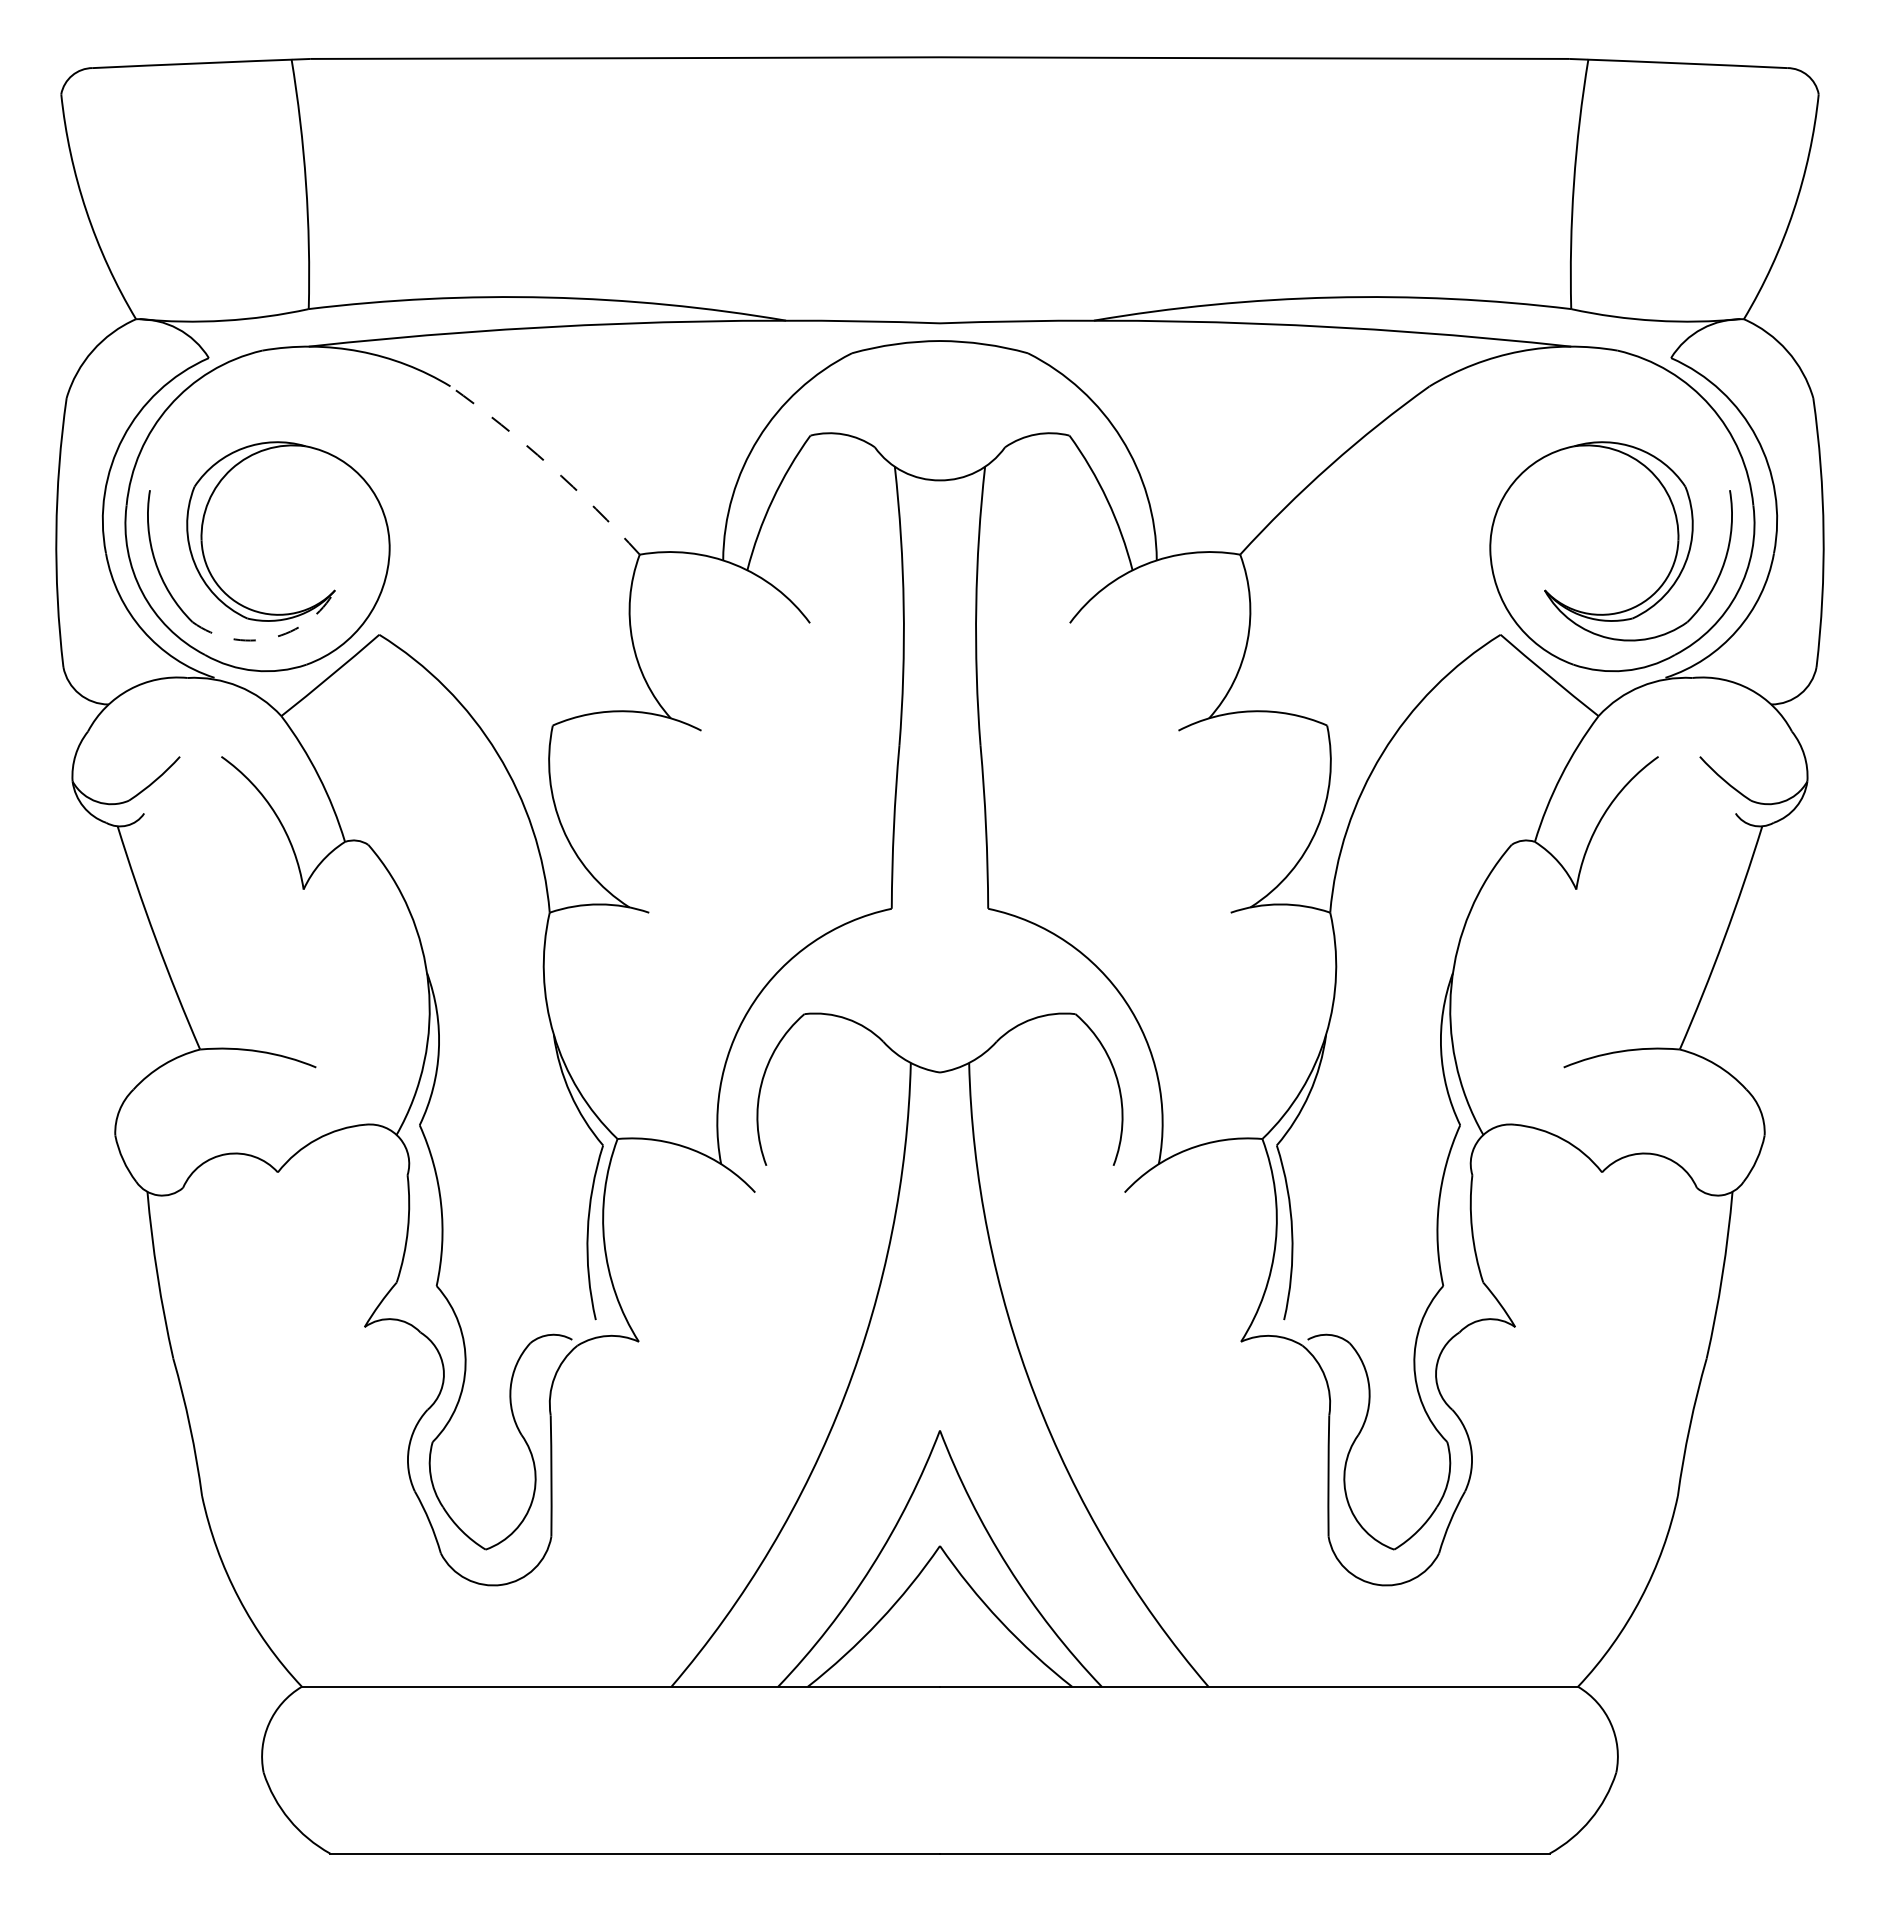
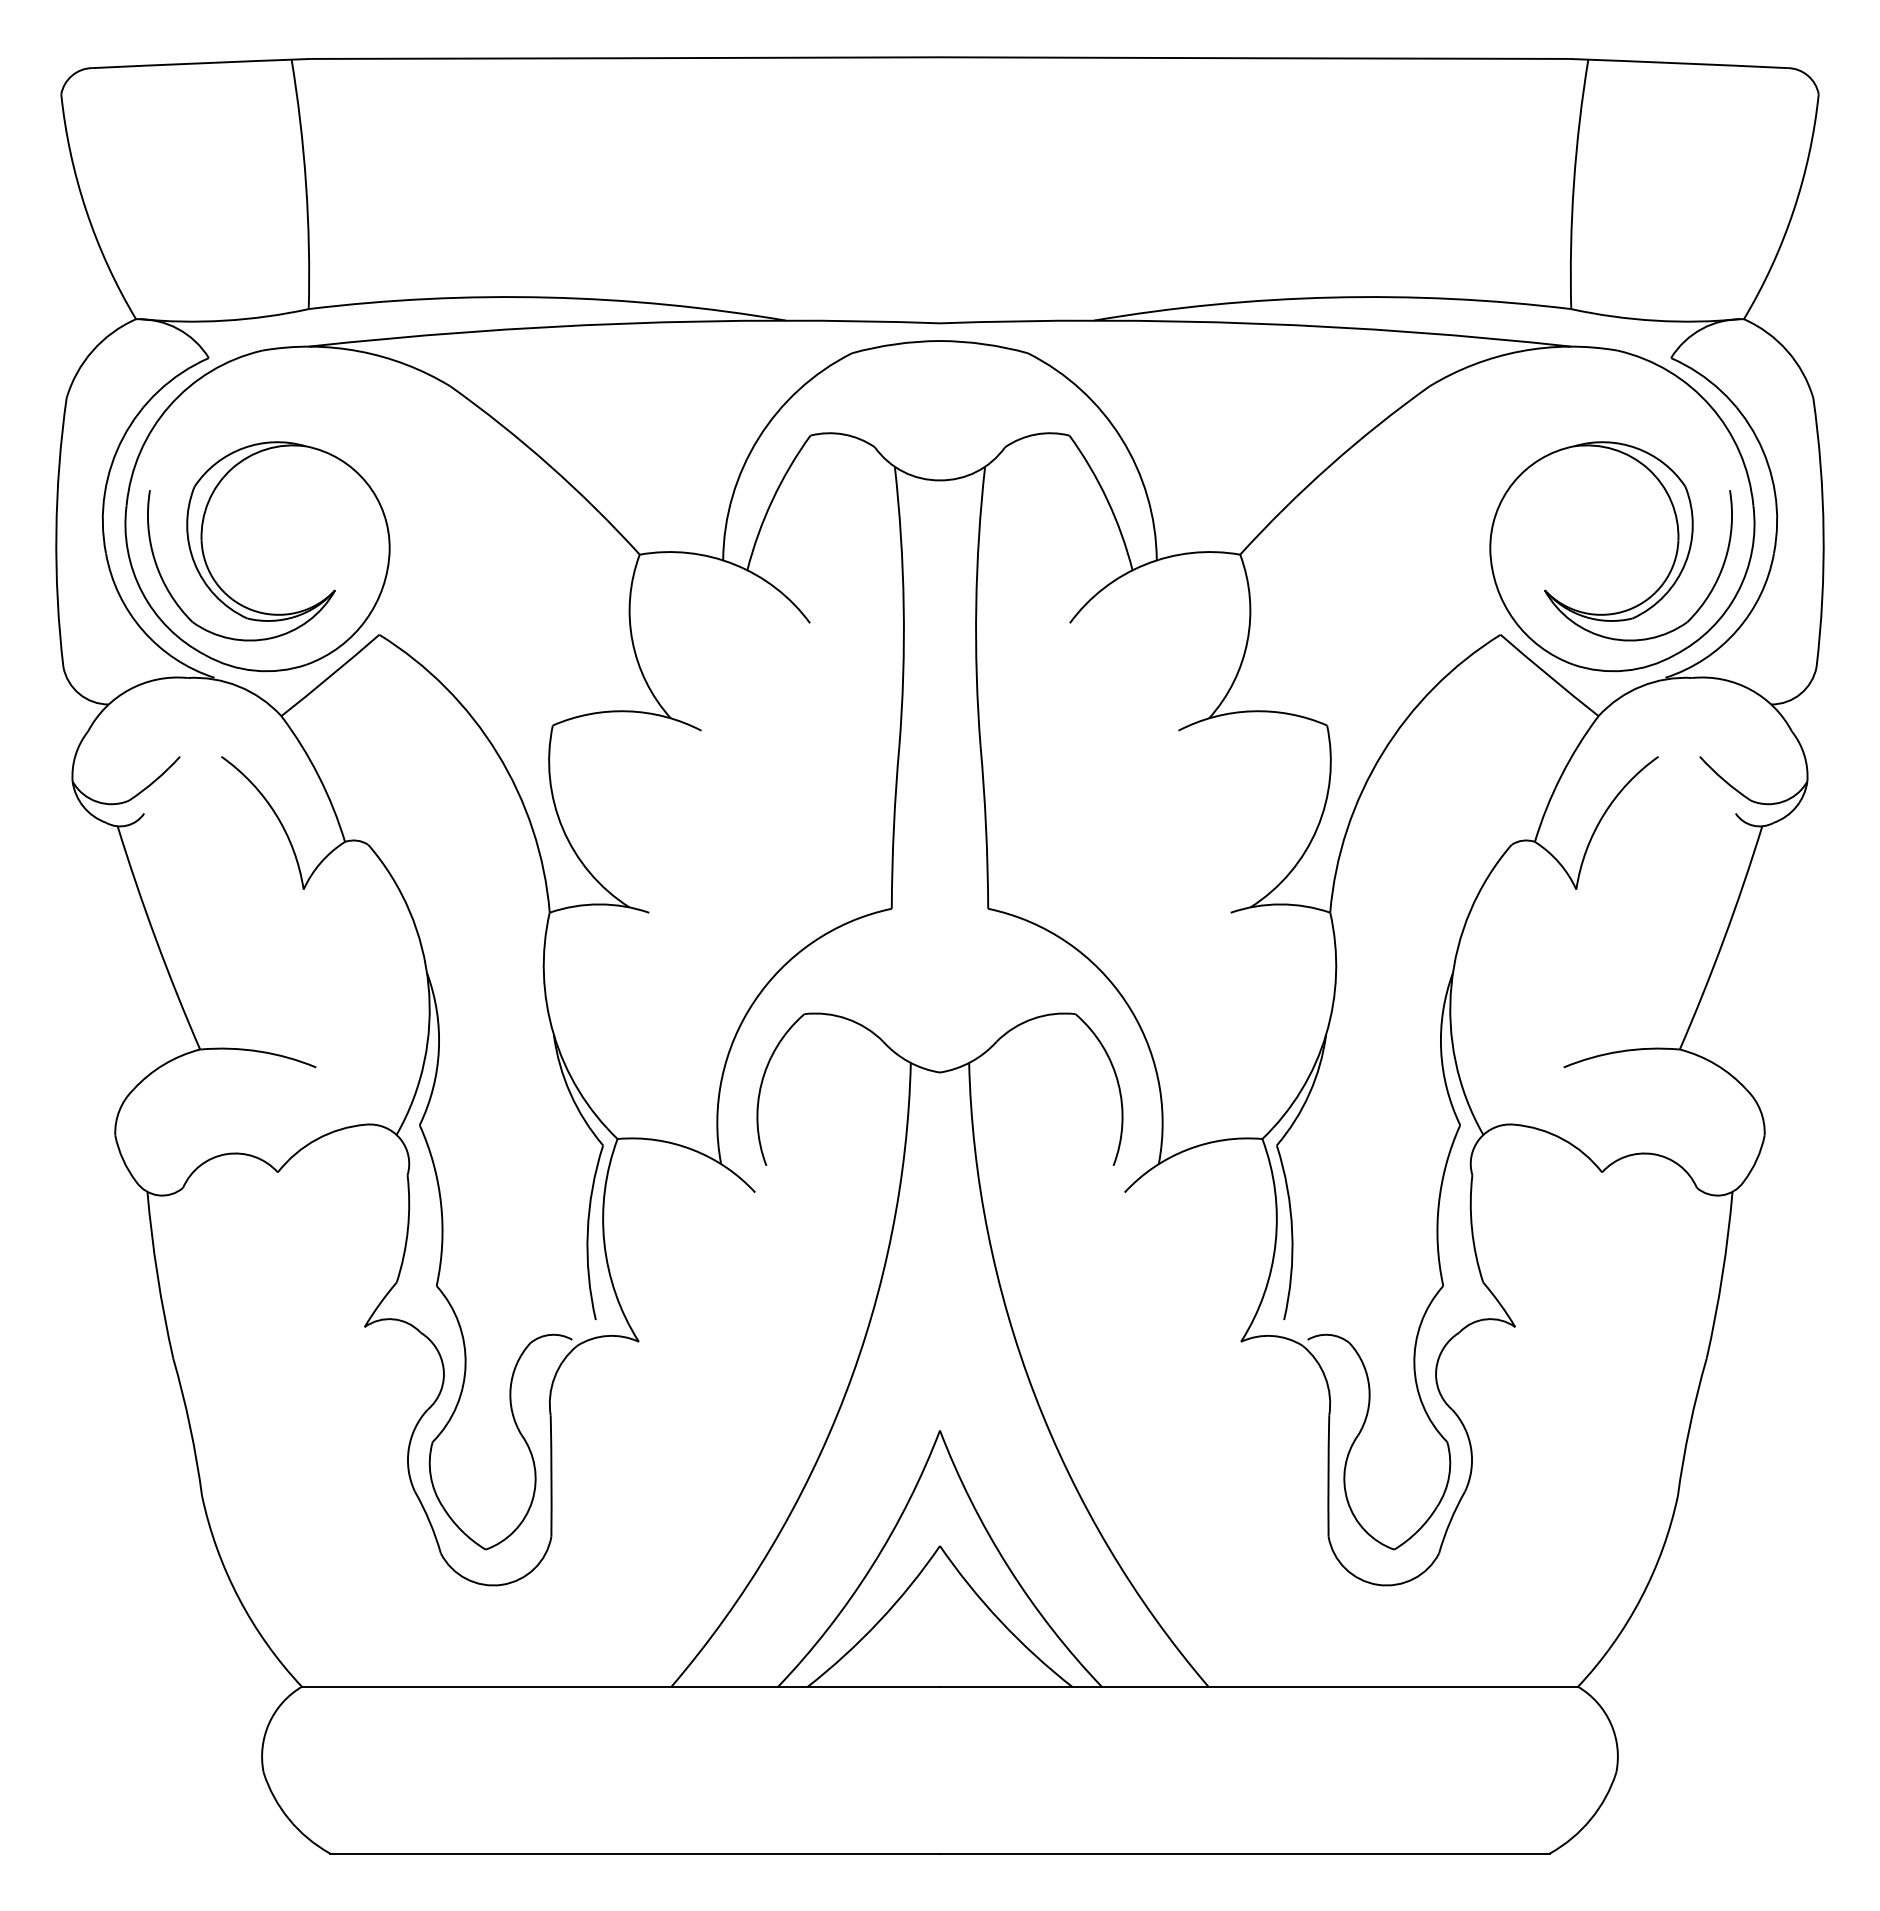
arc: dashed -> solid (549, 465)
arc: dashed -> solid (271, 638)
